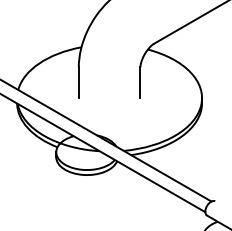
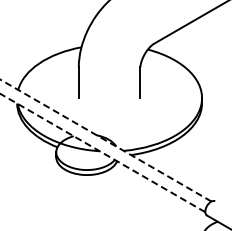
line: solid -> dashed (105, 140)
line: solid -> dashed (102, 152)
